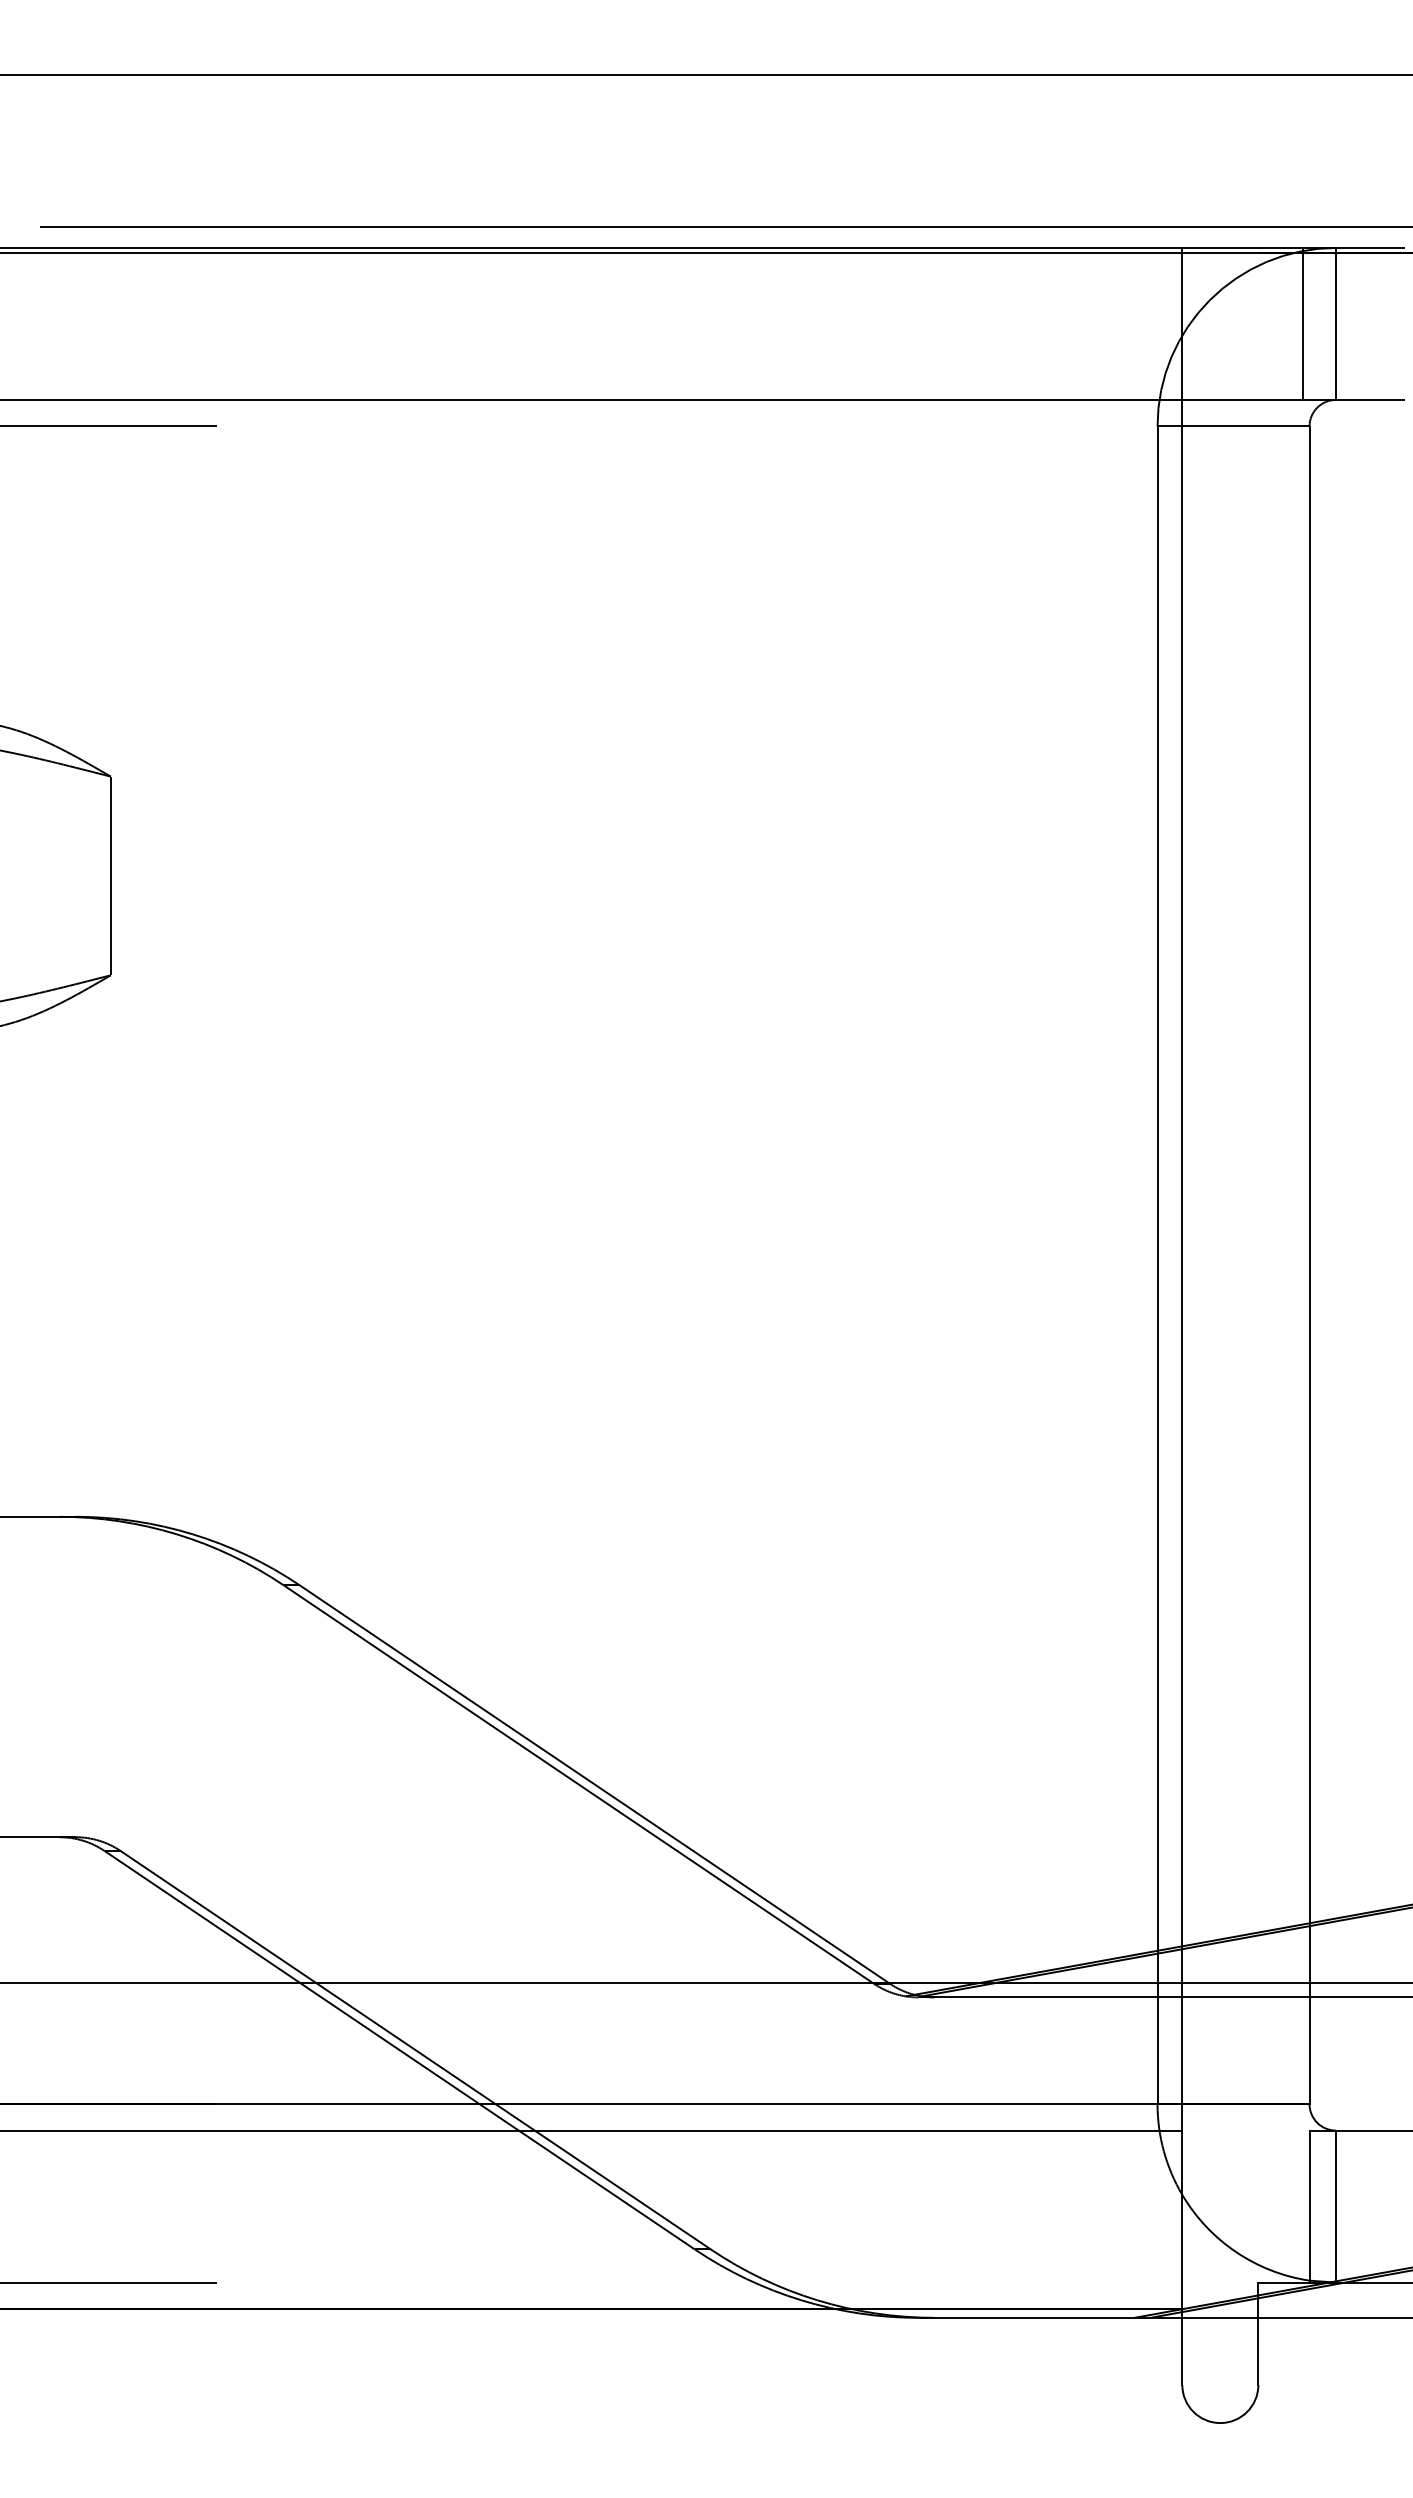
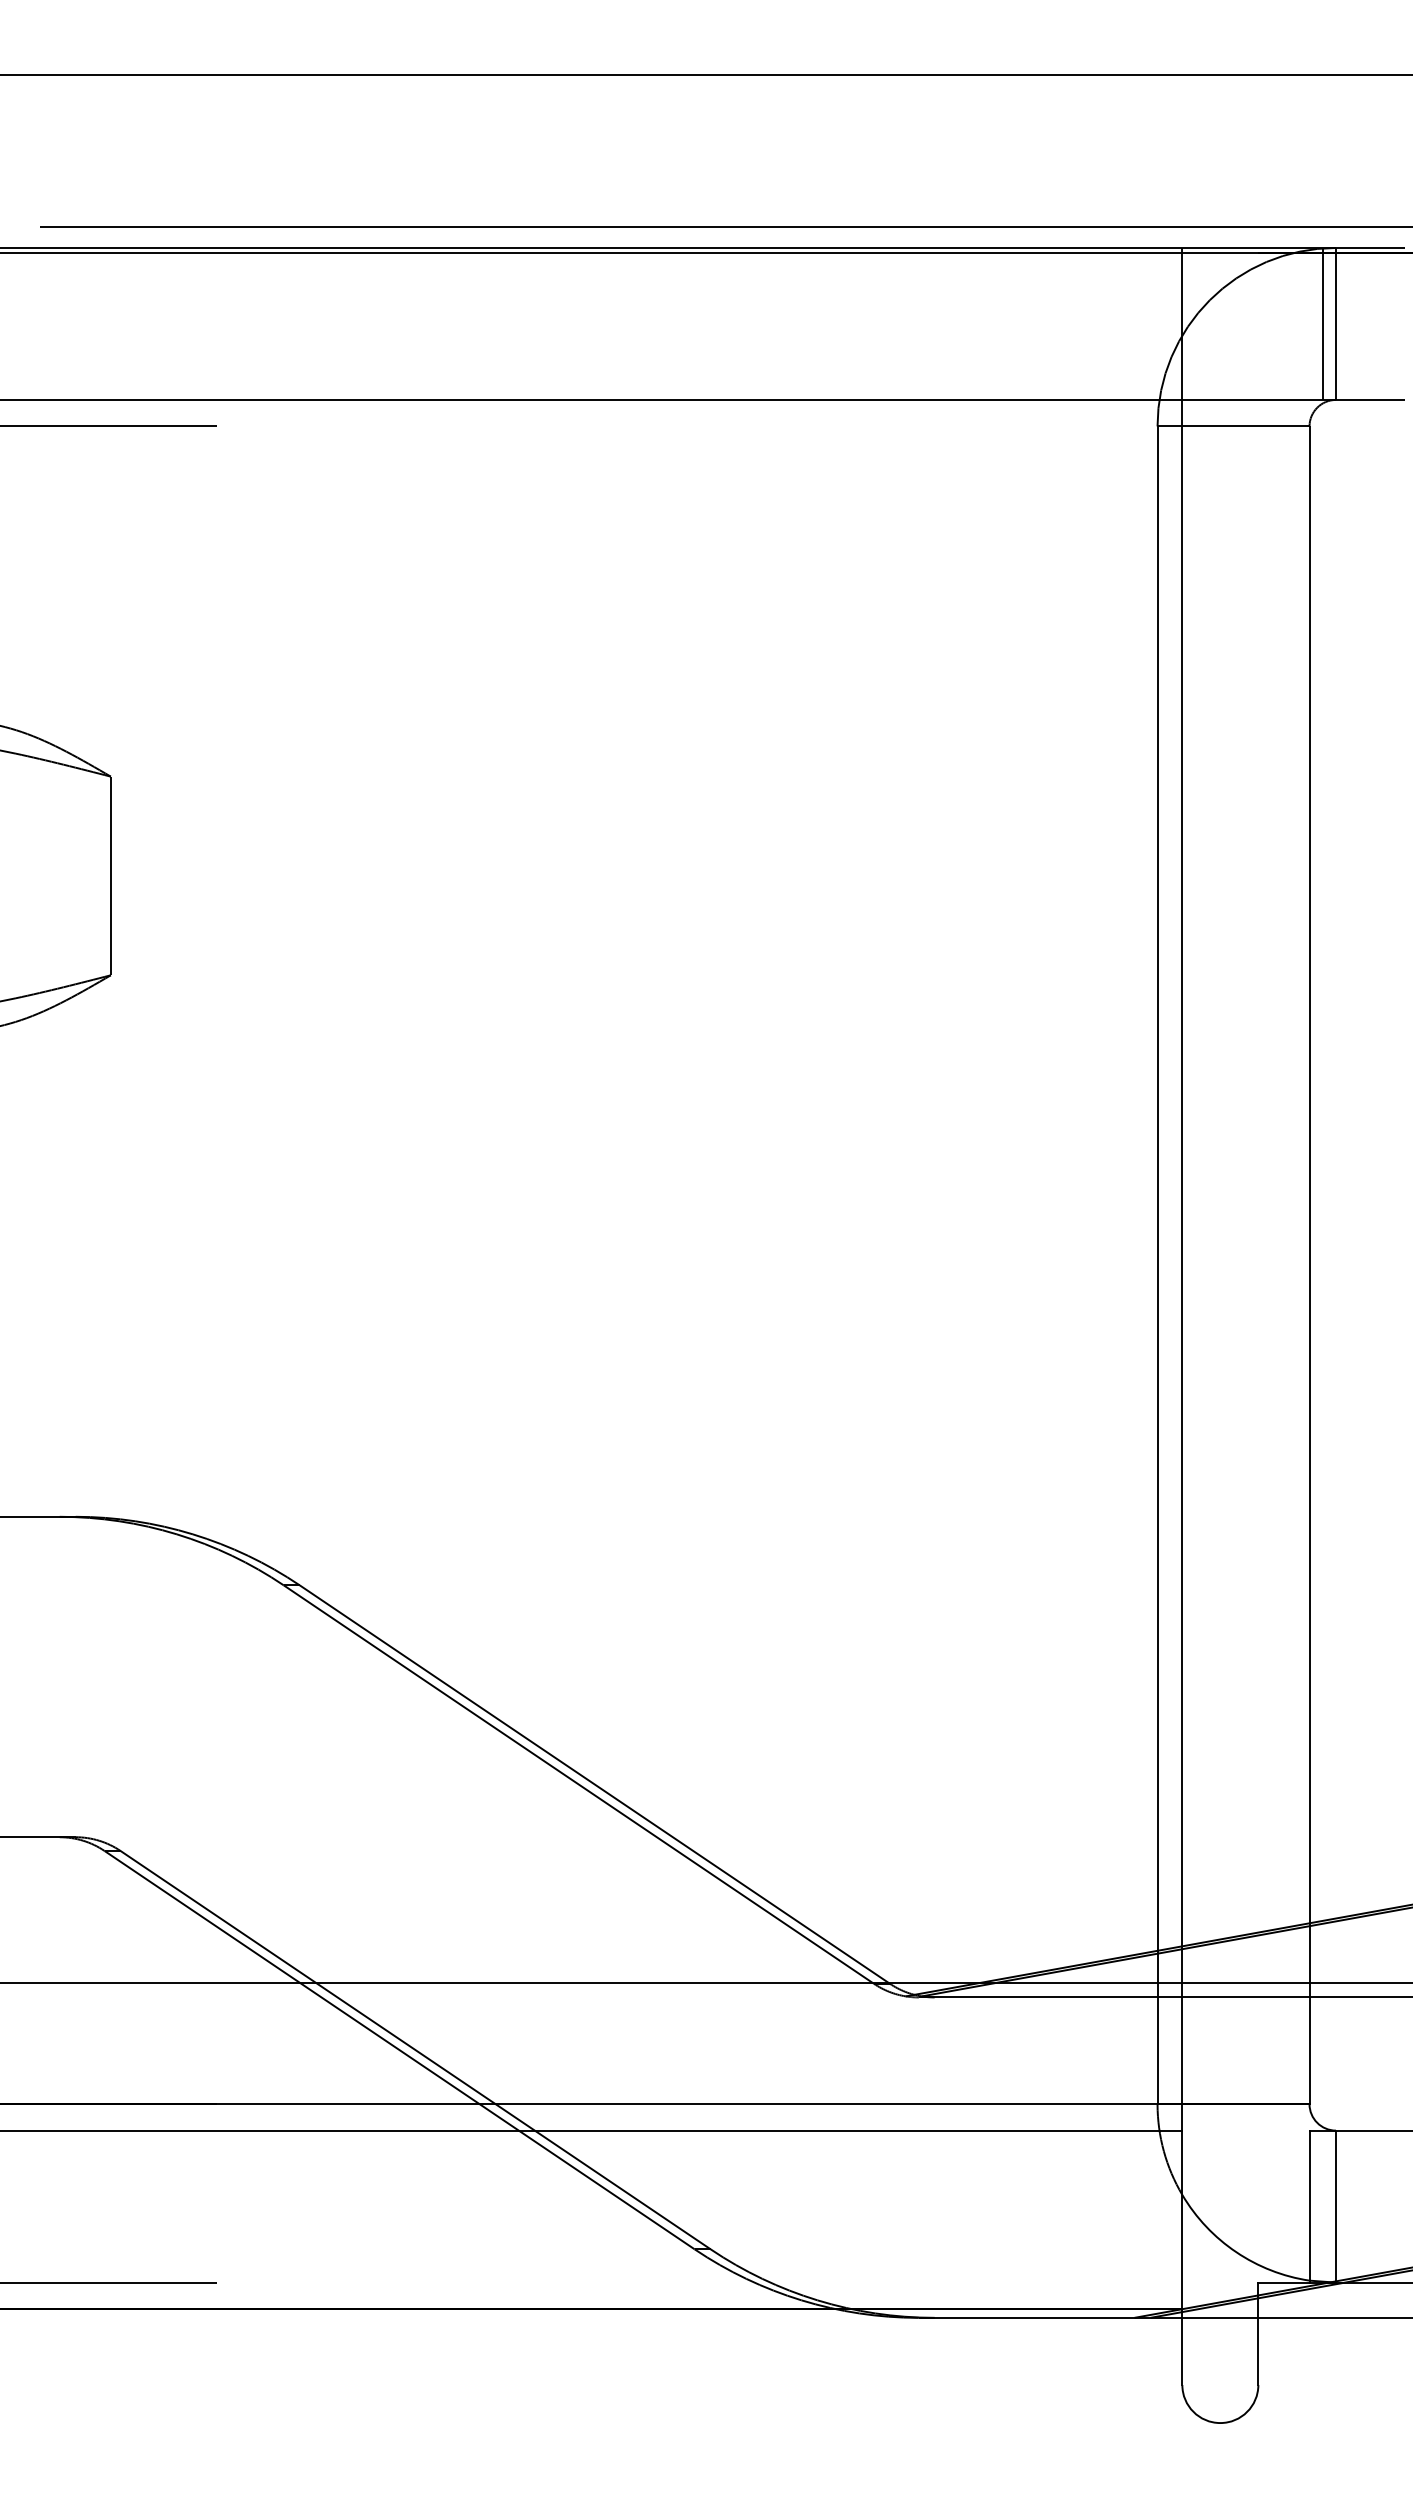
line position: (1303, 323) -> (1323, 323) (1323, 323)
